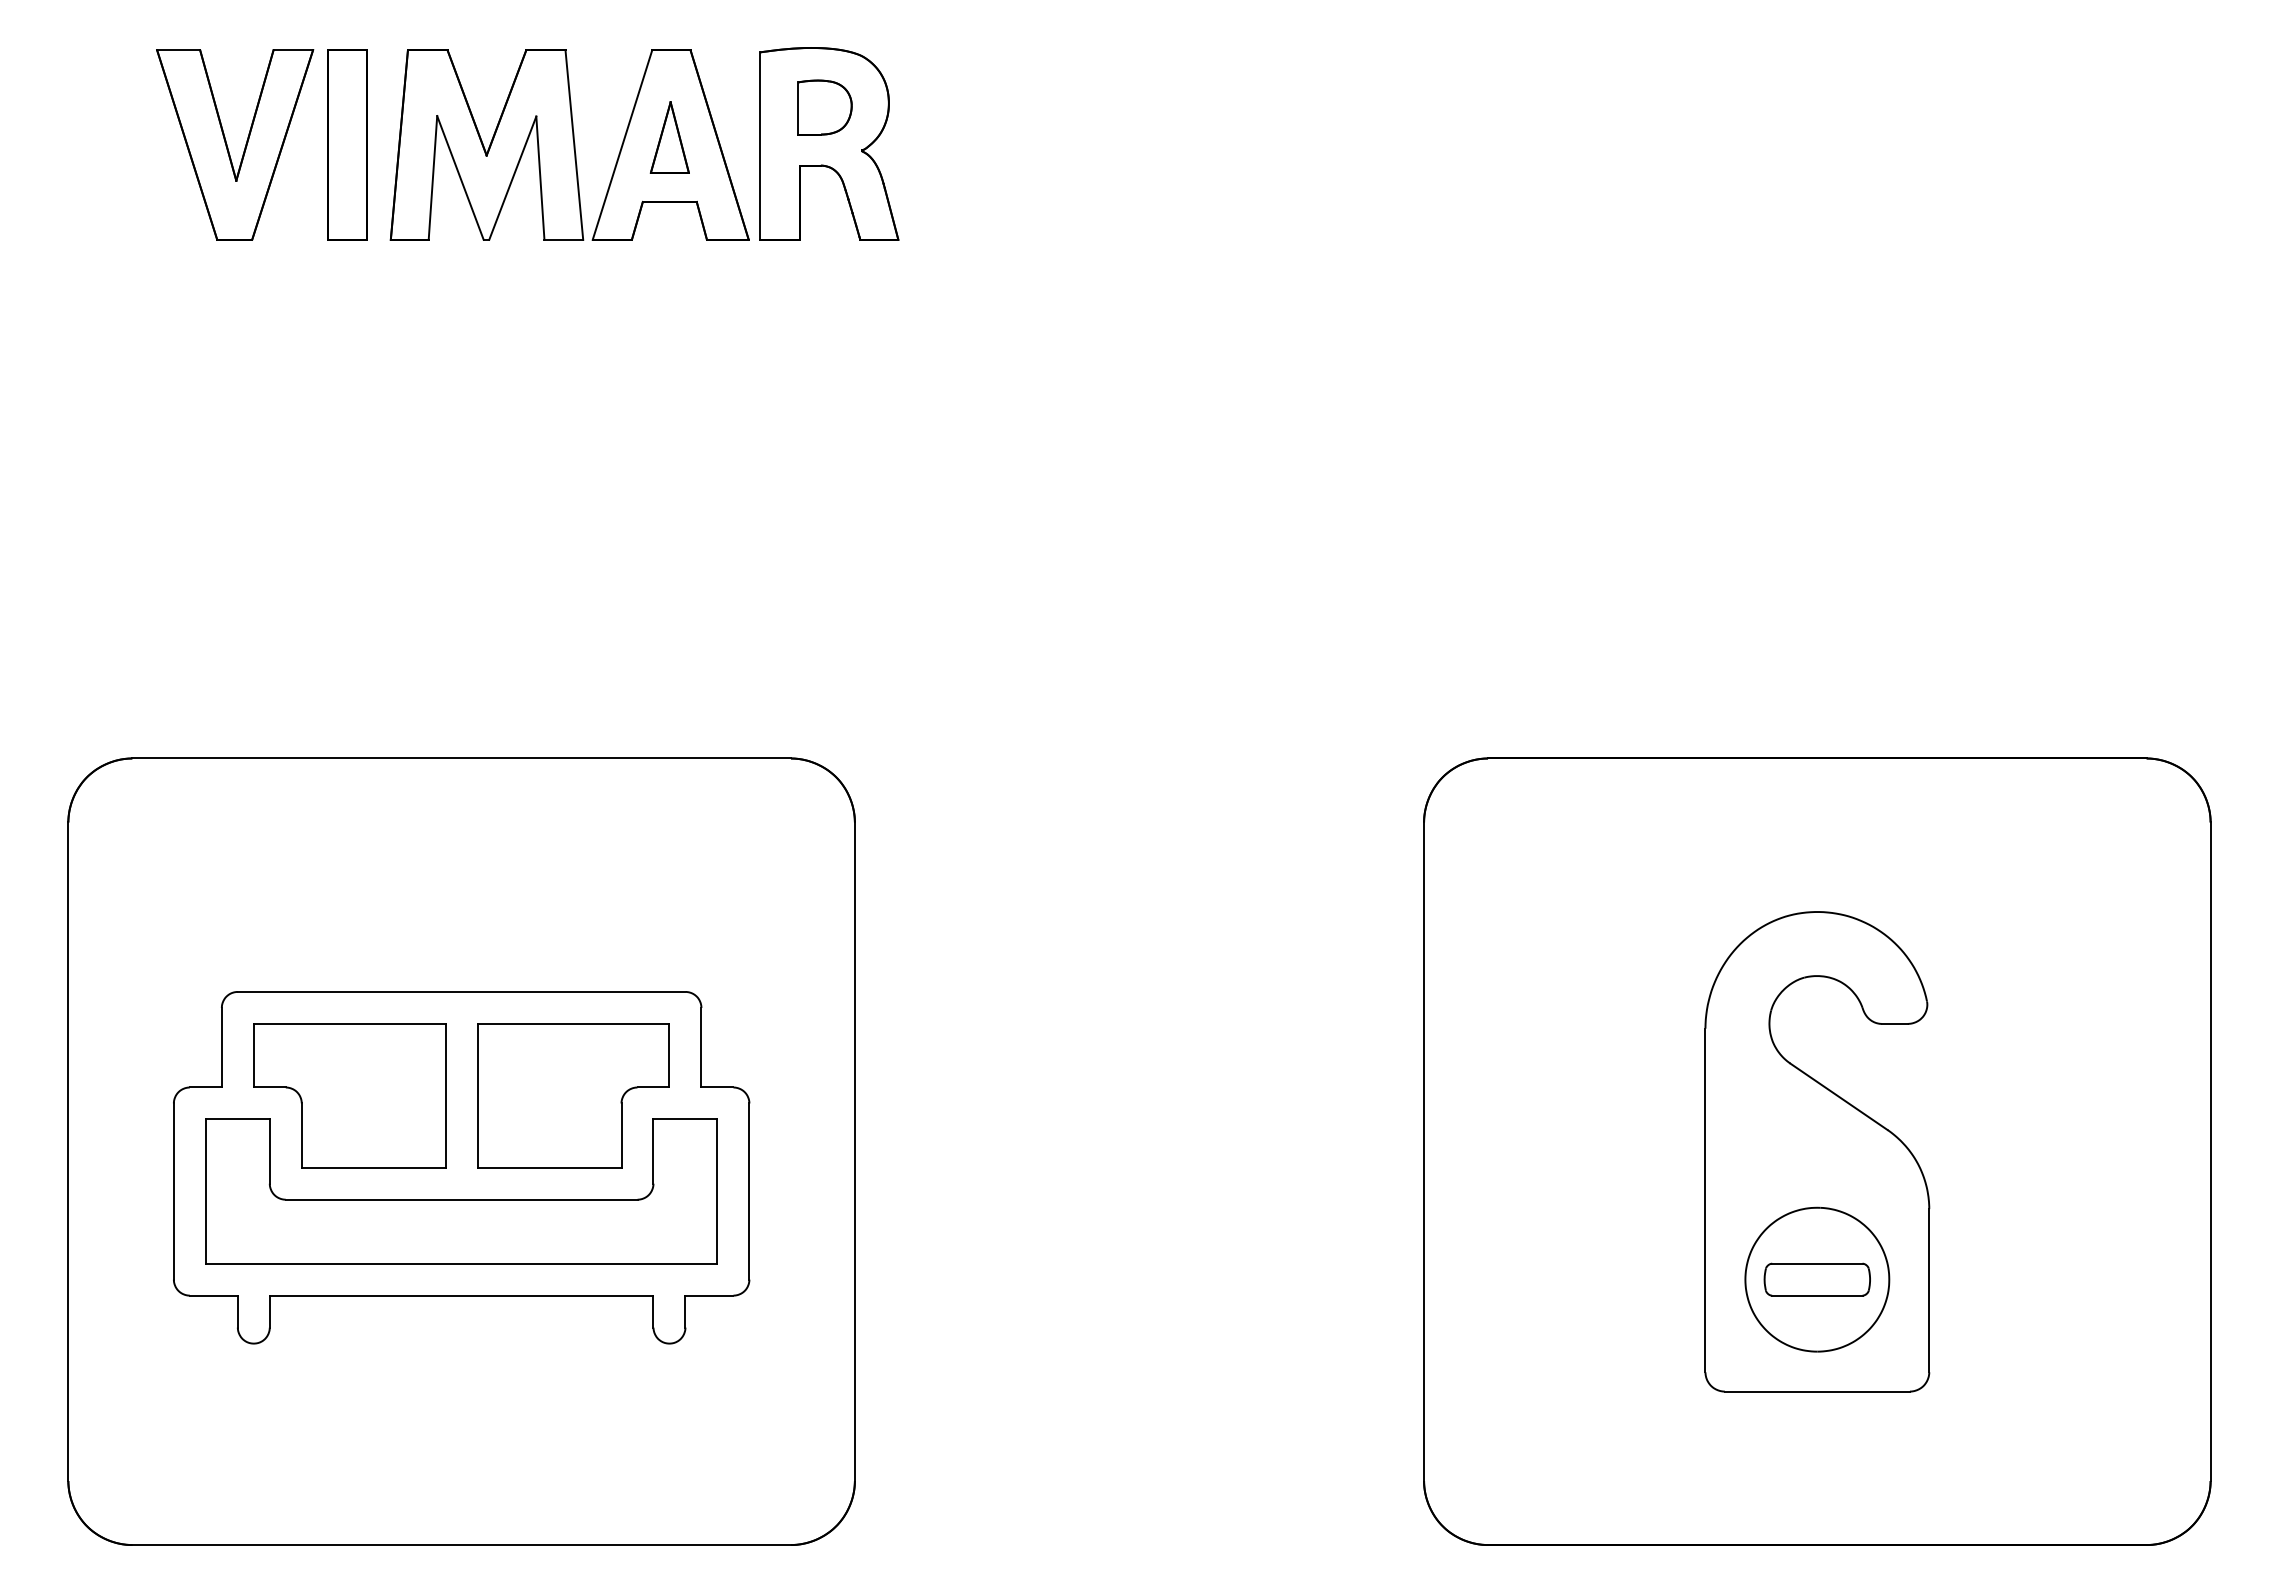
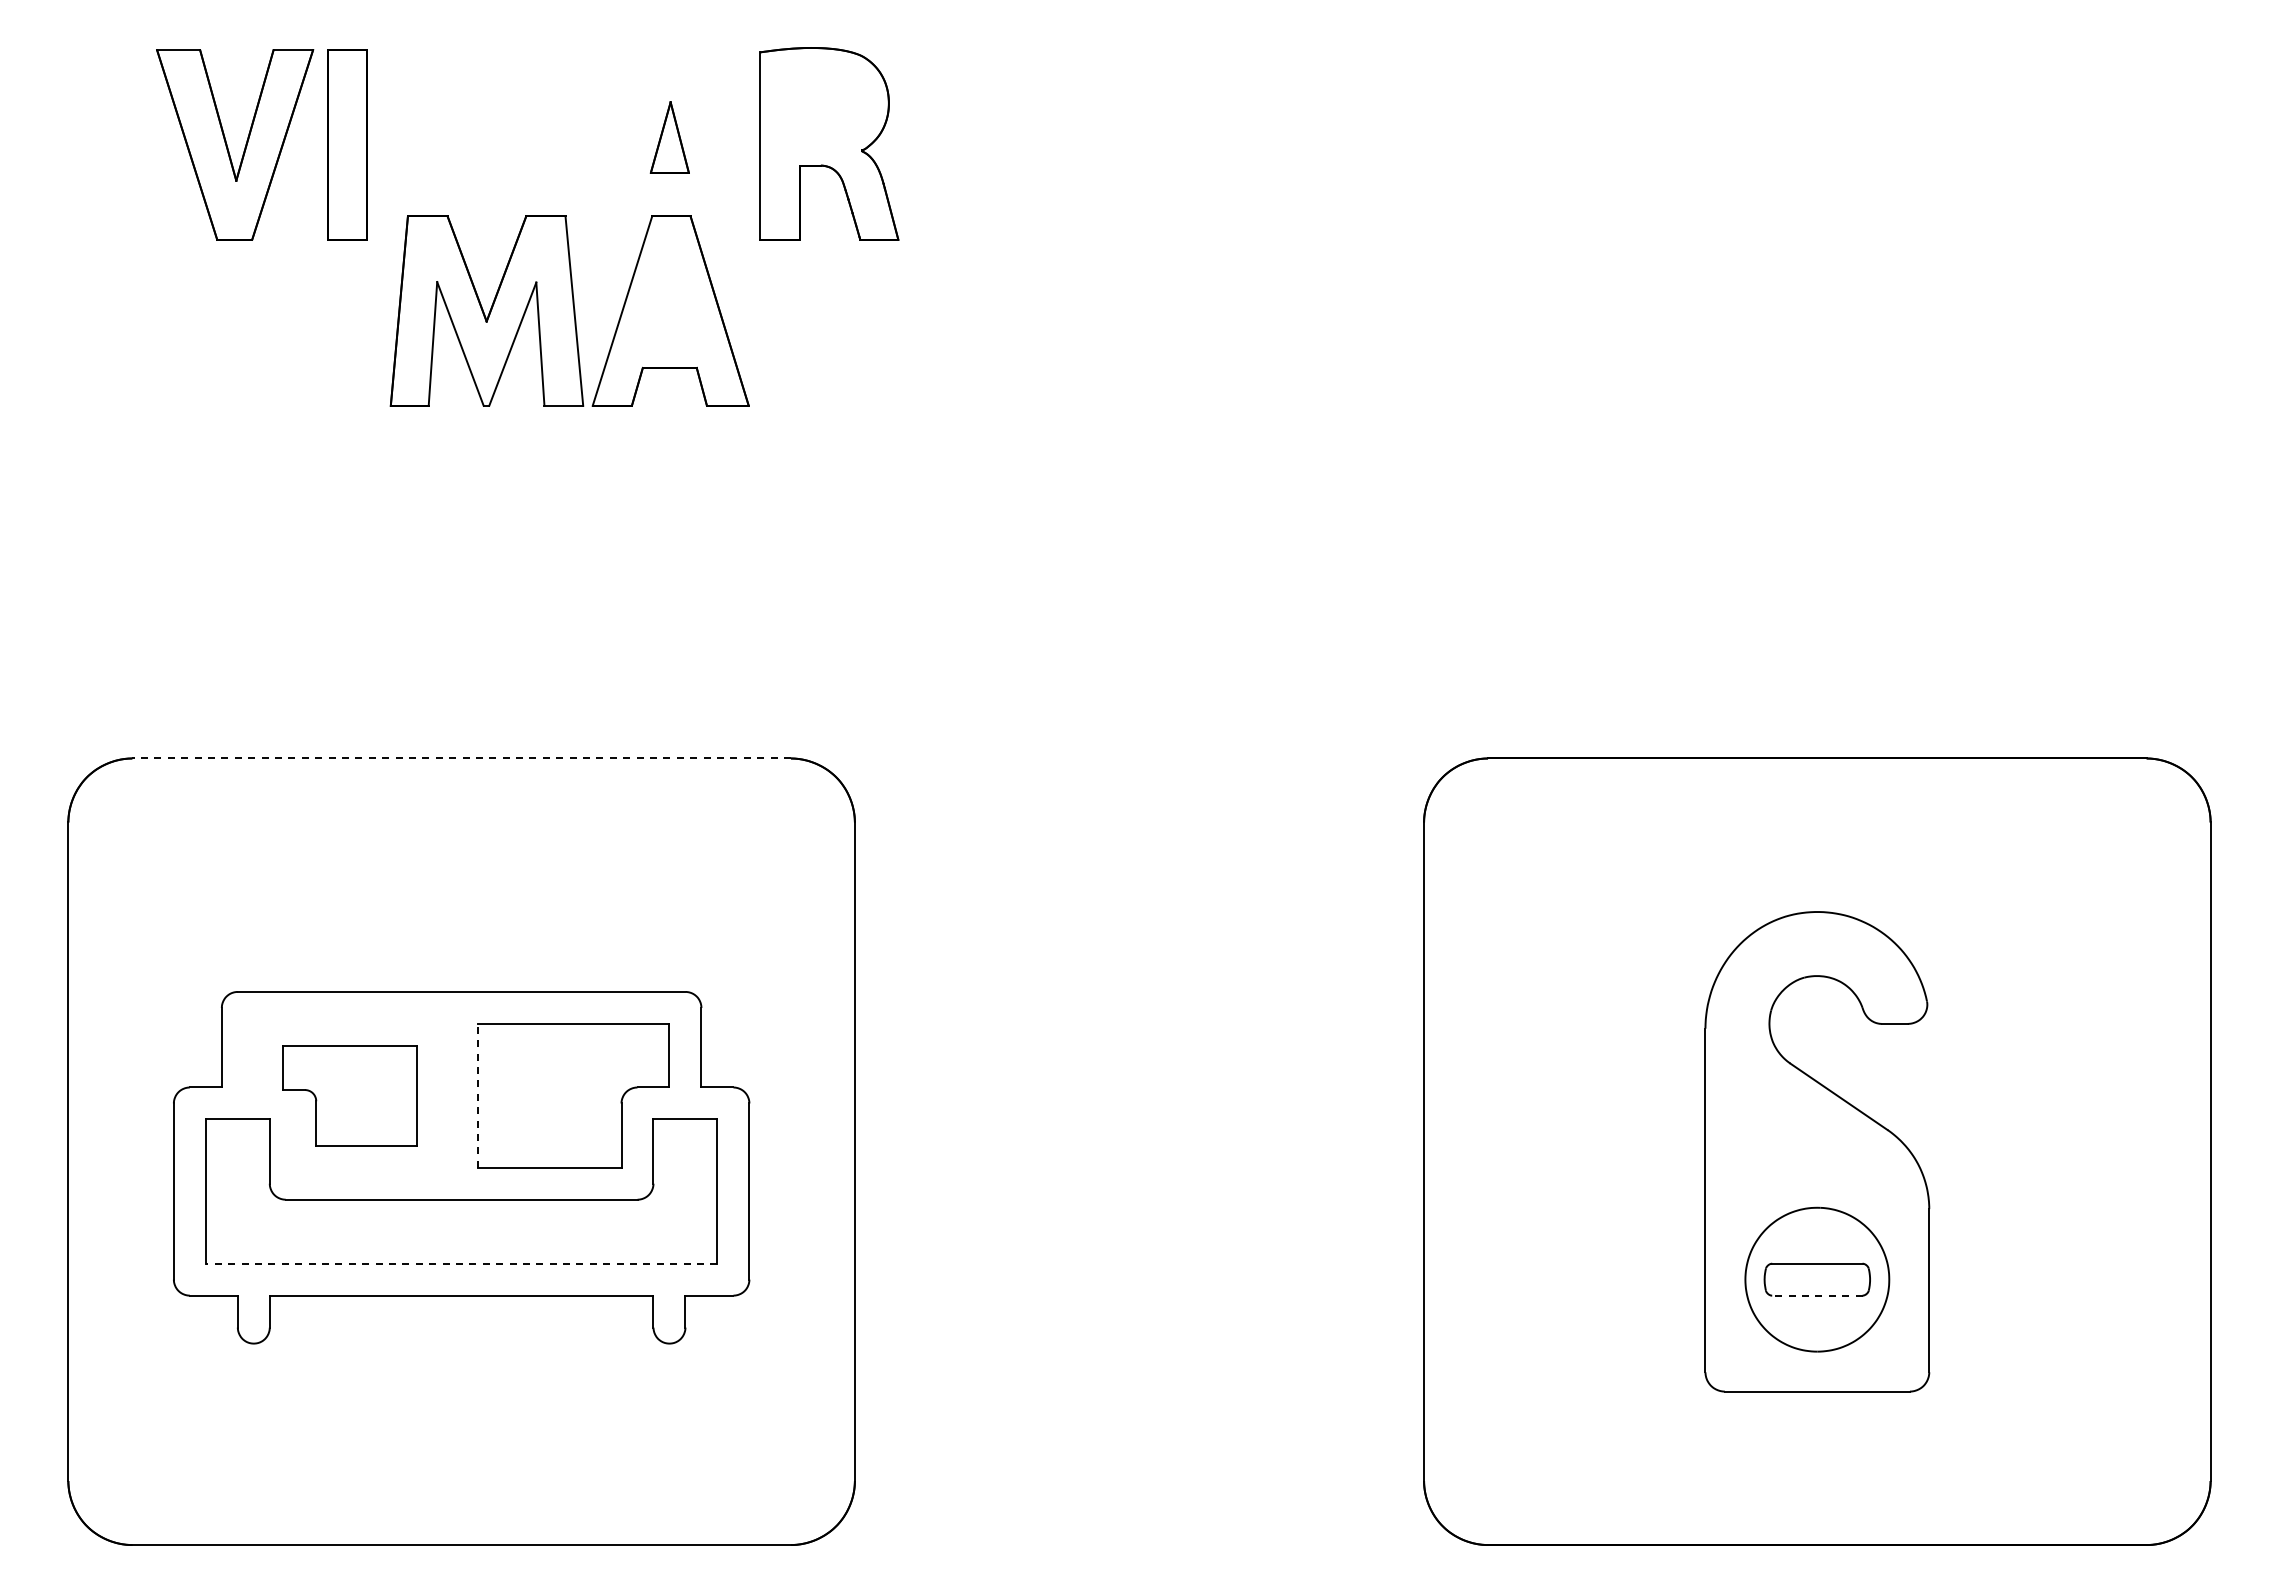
part: present -> none (824, 107)
part position: (569, 144) -> (569, 310) (569, 310)
line: solid -> dashed (461, 758)
part size: 194x146 px -> 136x102 px (349, 1095)
line: solid -> dashed (477, 1095)
line: solid -> dashed (461, 1263)
line: solid -> dashed (1816, 1295)
